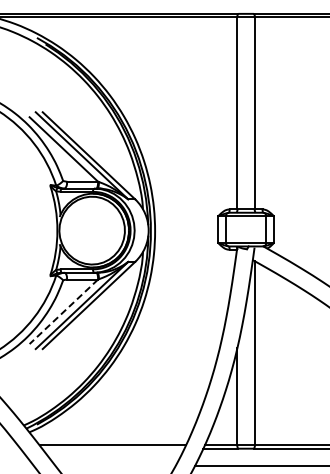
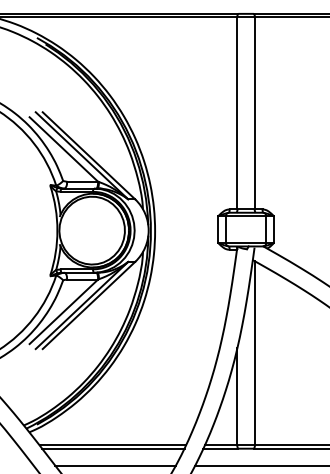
line: dashed -> solid (63, 312)
line: none -> present (113, 448)
line: none -> present (114, 465)
